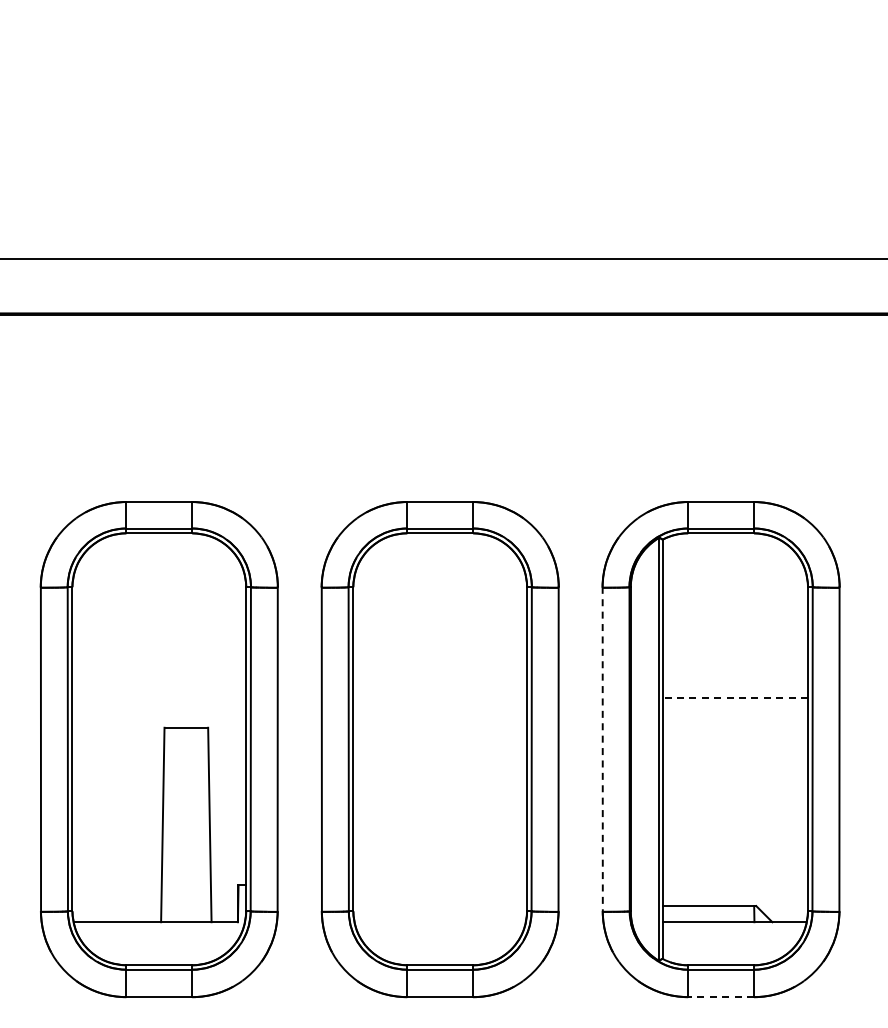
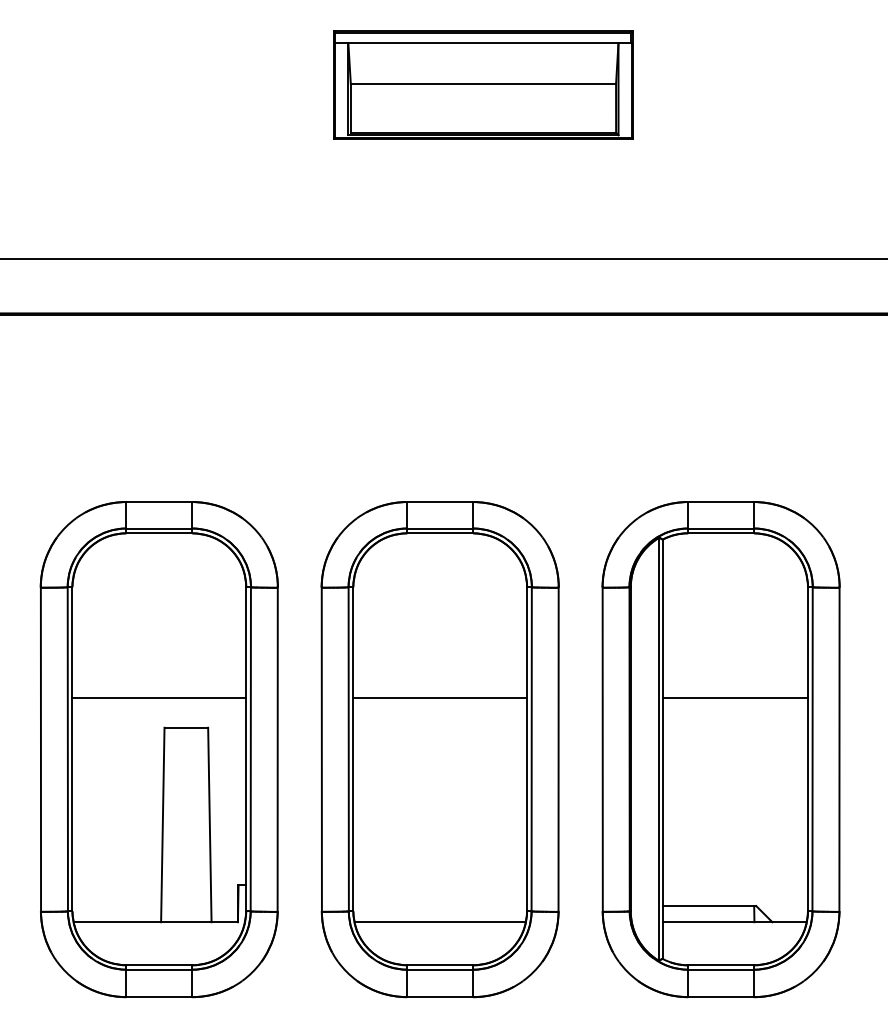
part: none -> present (483, 84)
line: none -> present (159, 697)
line: none -> present (440, 697)
line: dashed -> solid (735, 697)
line: dashed -> solid (602, 749)
line: none -> present (439, 922)
line: dashed -> solid (721, 997)
